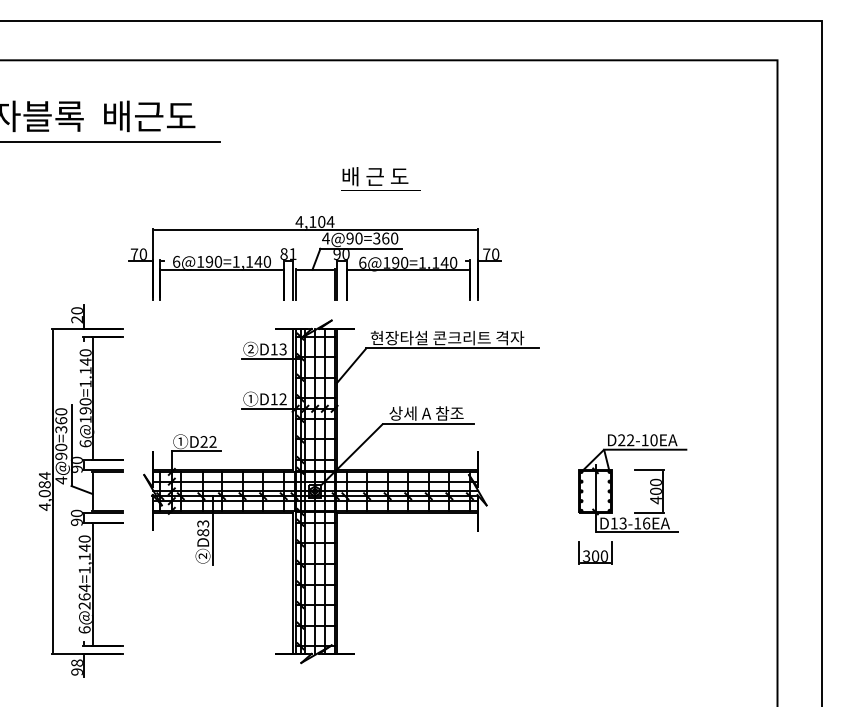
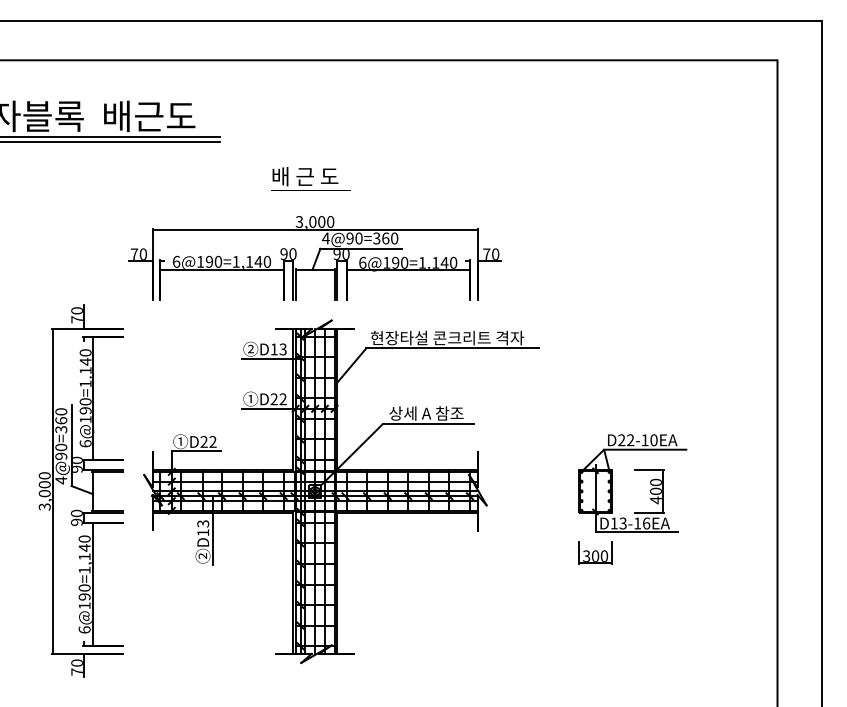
line: none -> present (111, 136)
text position: (380, 178) -> (310, 178) (310, 178)
text: 4,104 -> 3,000 (314, 221)
text: 81 -> 90 (288, 254)
text: 20 -> 70 (76, 319)
text: D12 -> D22 (273, 398)
text: 4,084 -> 3,000 (44, 491)
text: D83 -> D13 (203, 532)
text: 6@264=1,140 -> 6@190=1,140 (84, 596)
text: 98 -> 70 (76, 667)
